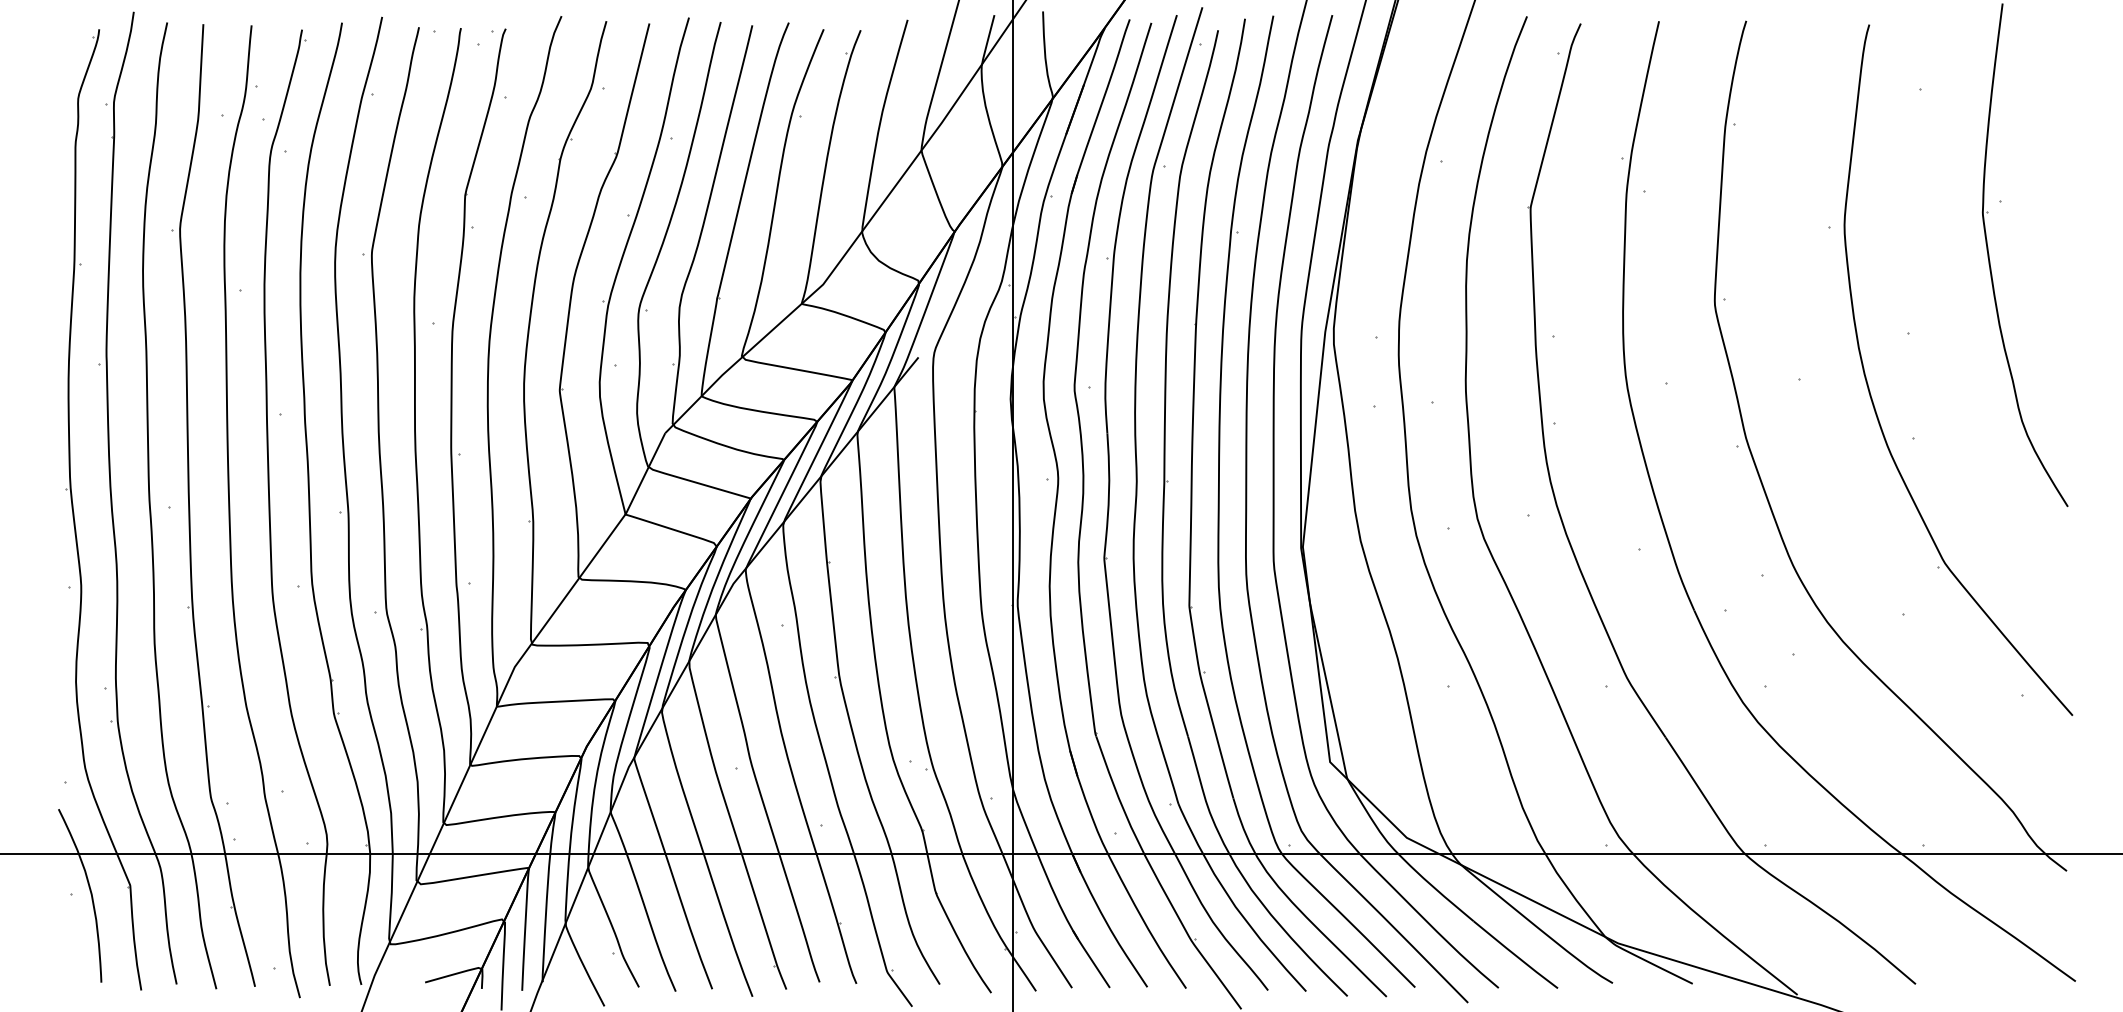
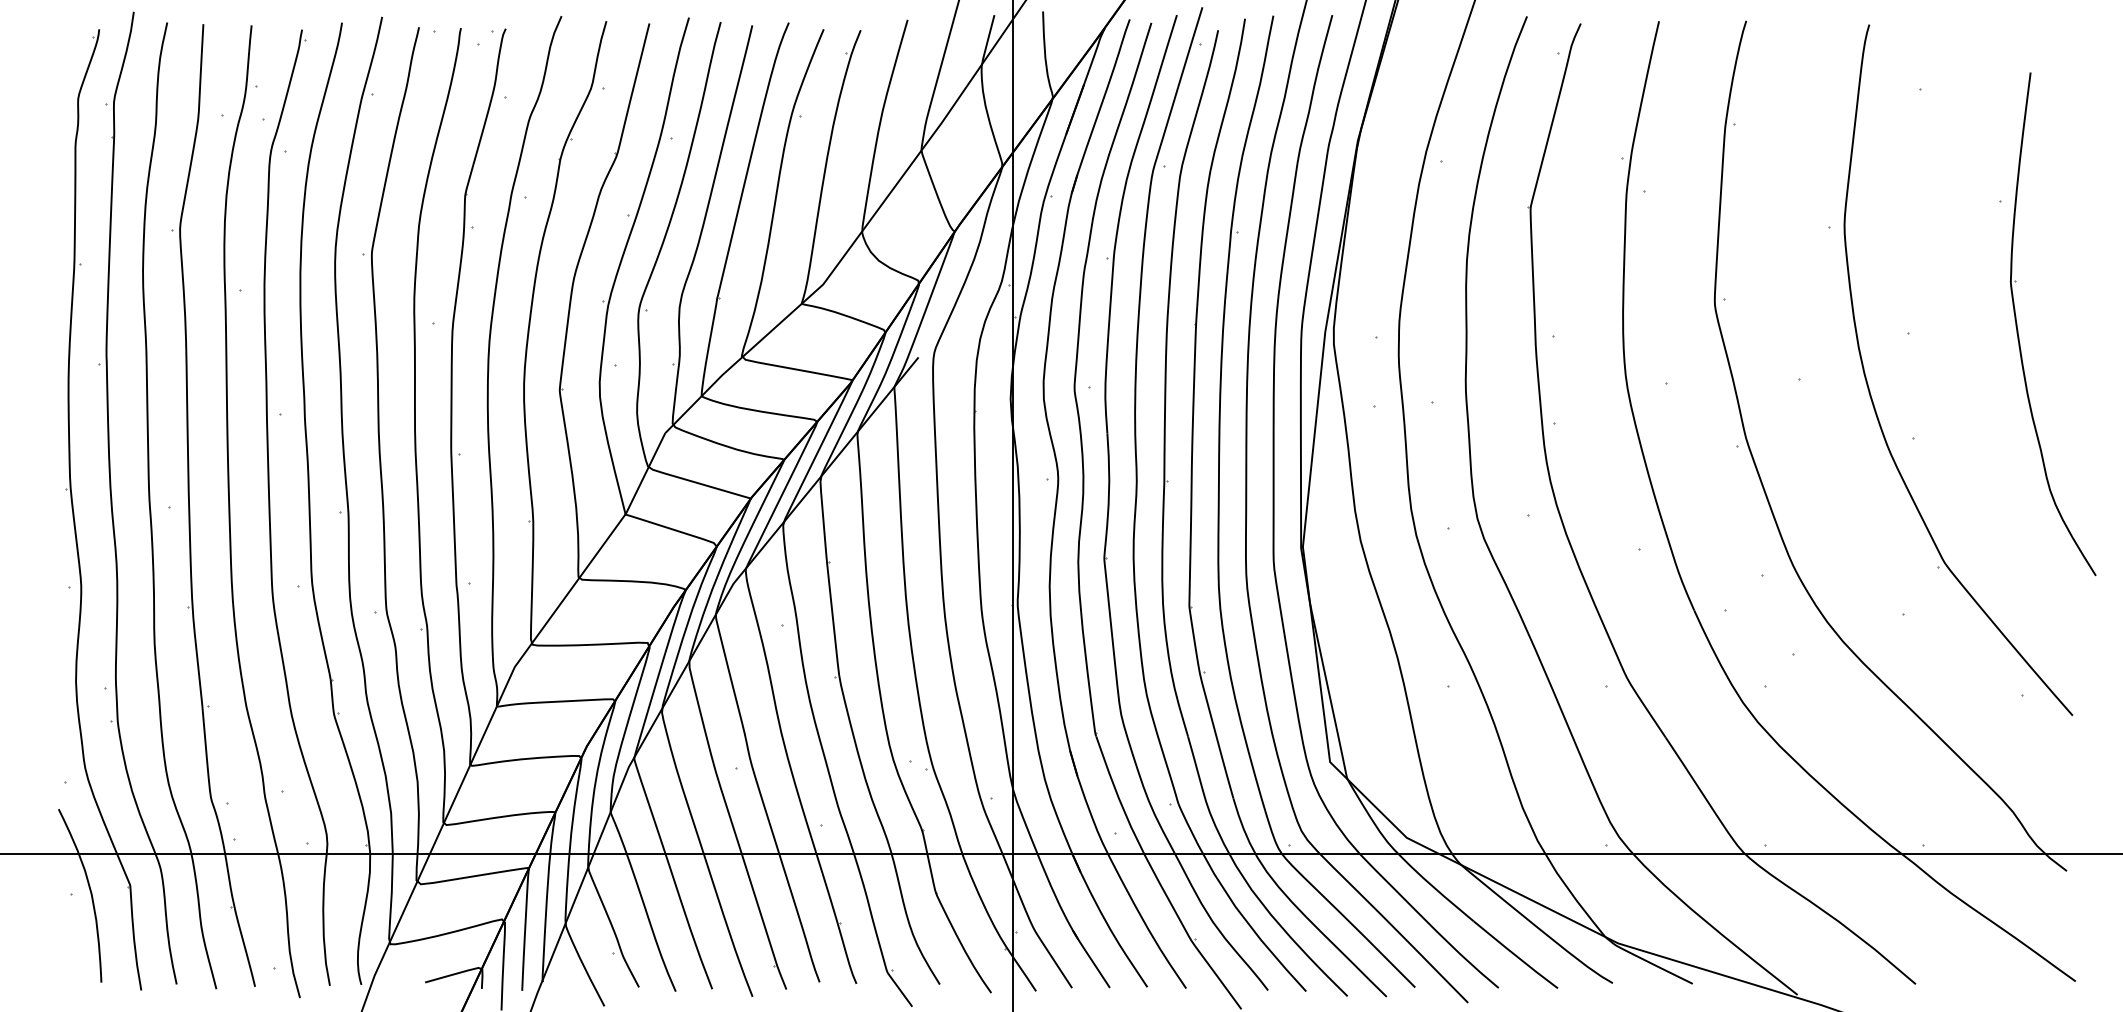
part position: (1990, 260) -> (2018, 329) (2018, 329)
